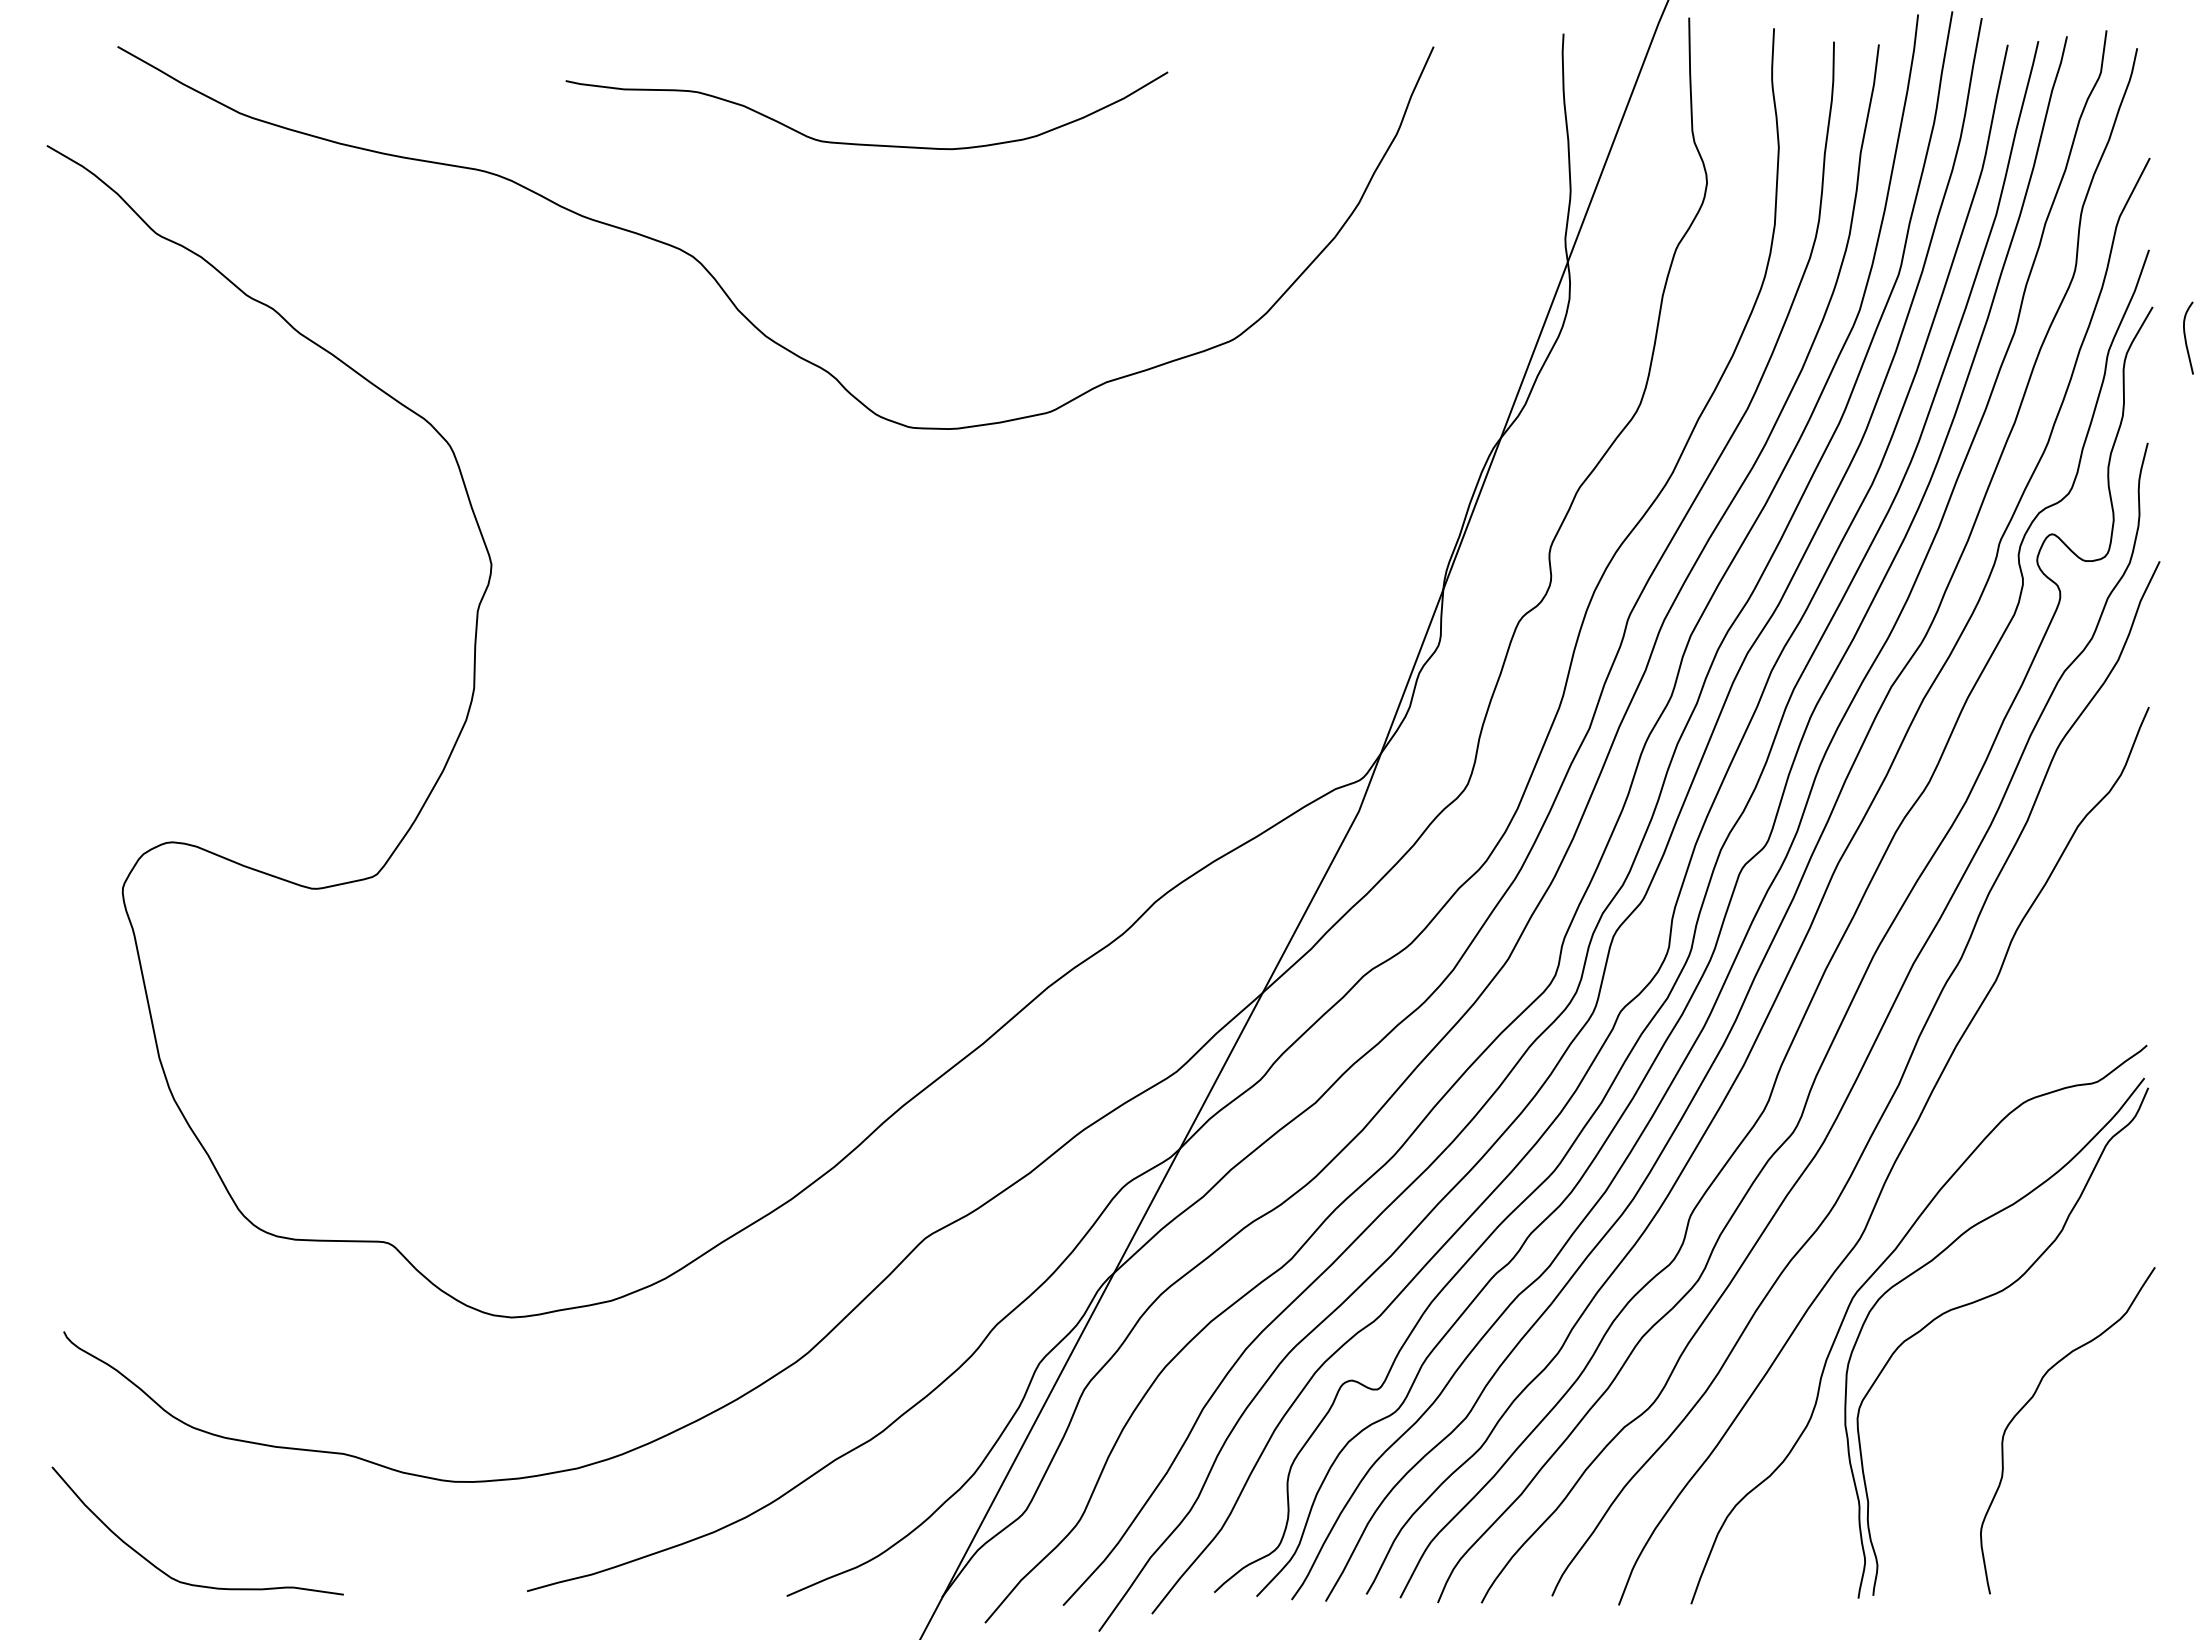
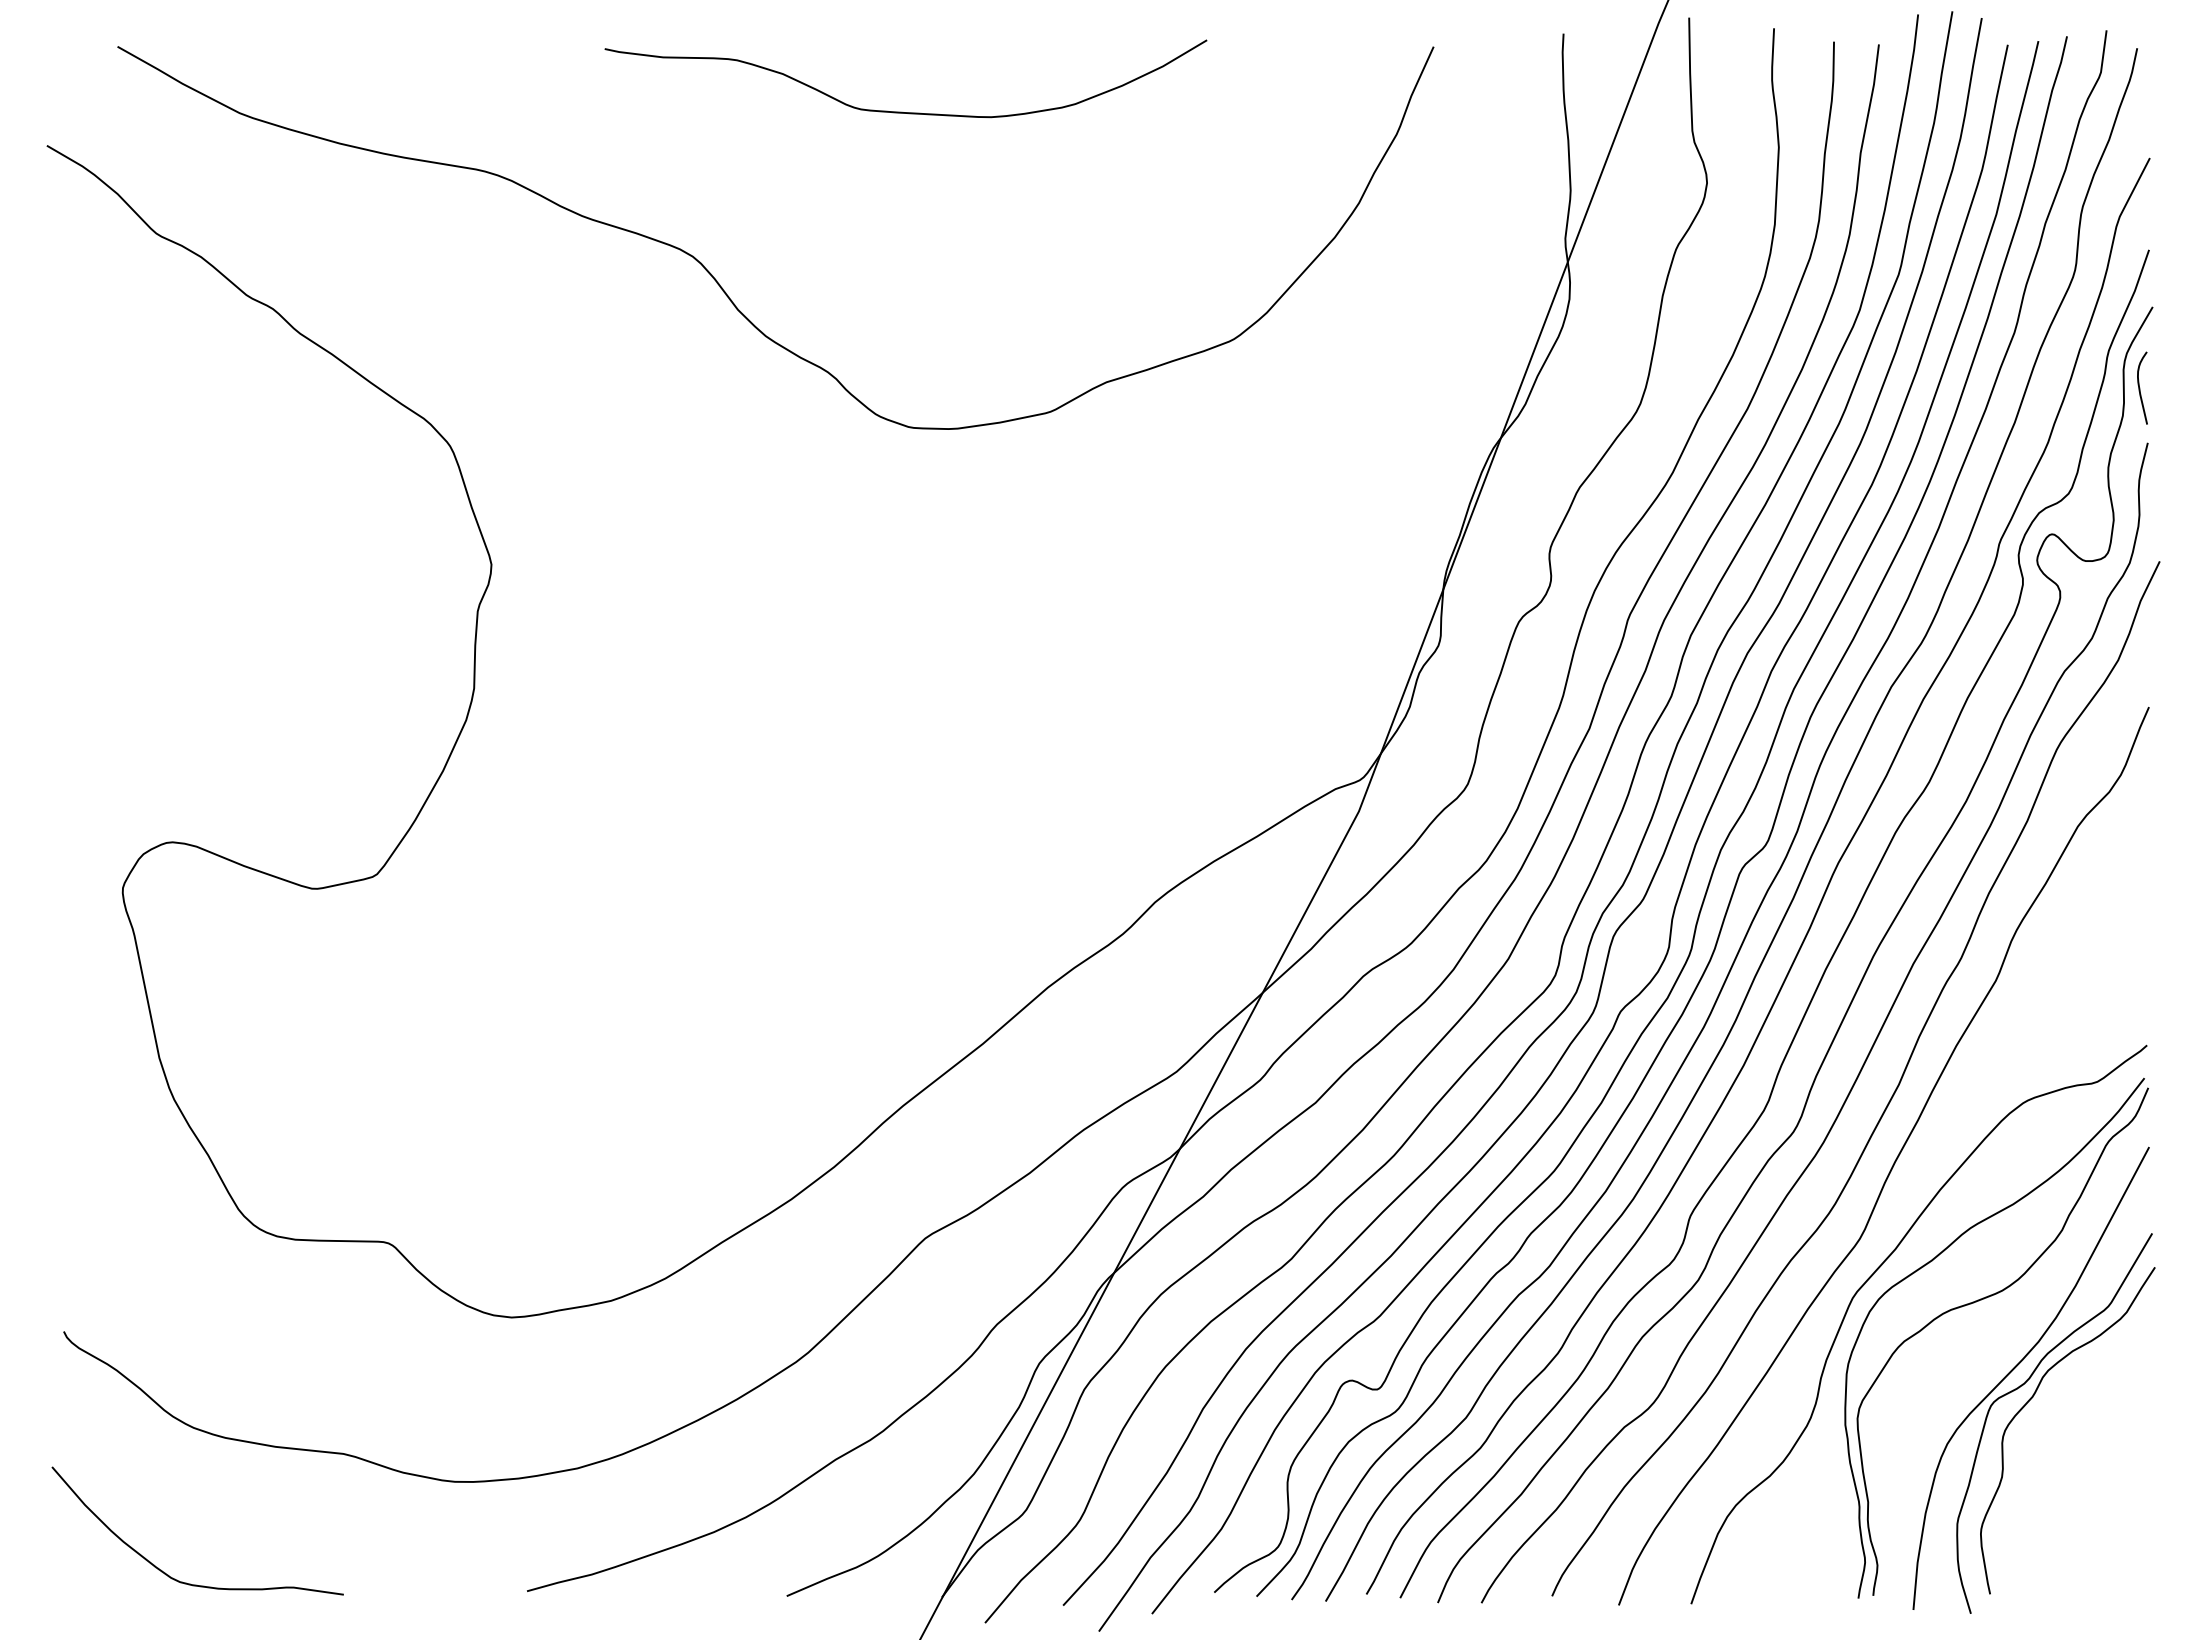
curve position: (863, 143) -> (902, 111) (902, 111)
curve position: (2186, 337) -> (2140, 387) (2140, 387)
part: none -> present (2032, 1379)
